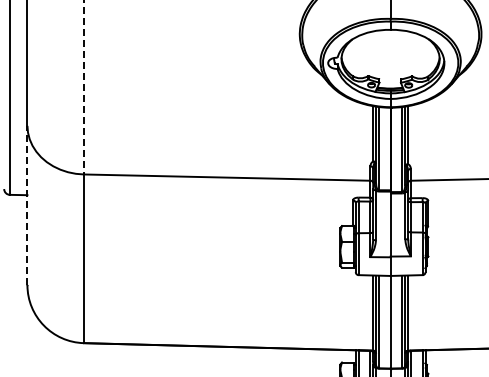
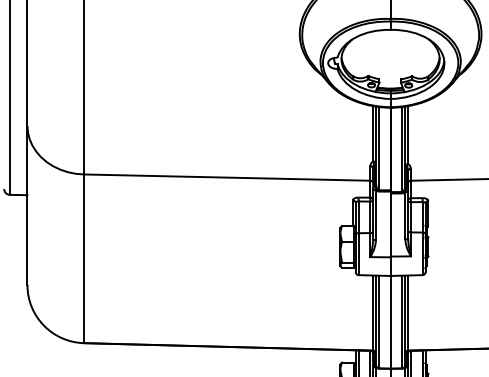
line: dashed -> solid (84, 87)
line: dashed -> solid (27, 205)
